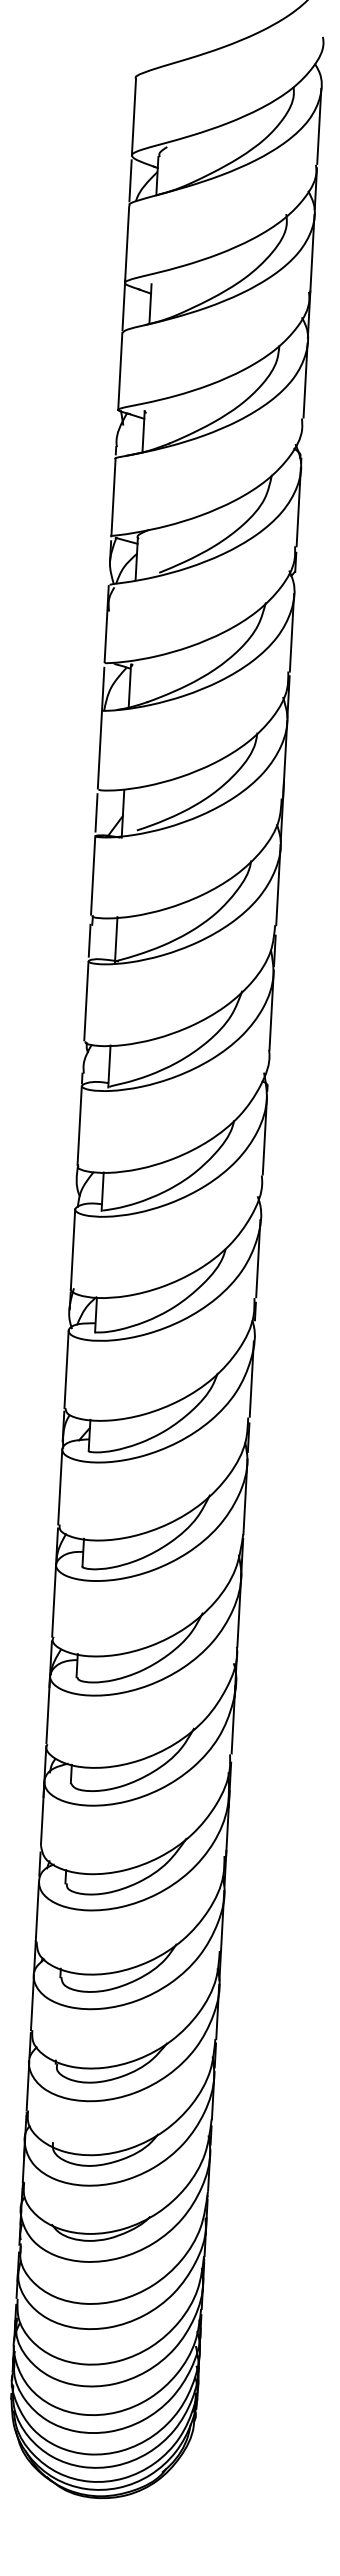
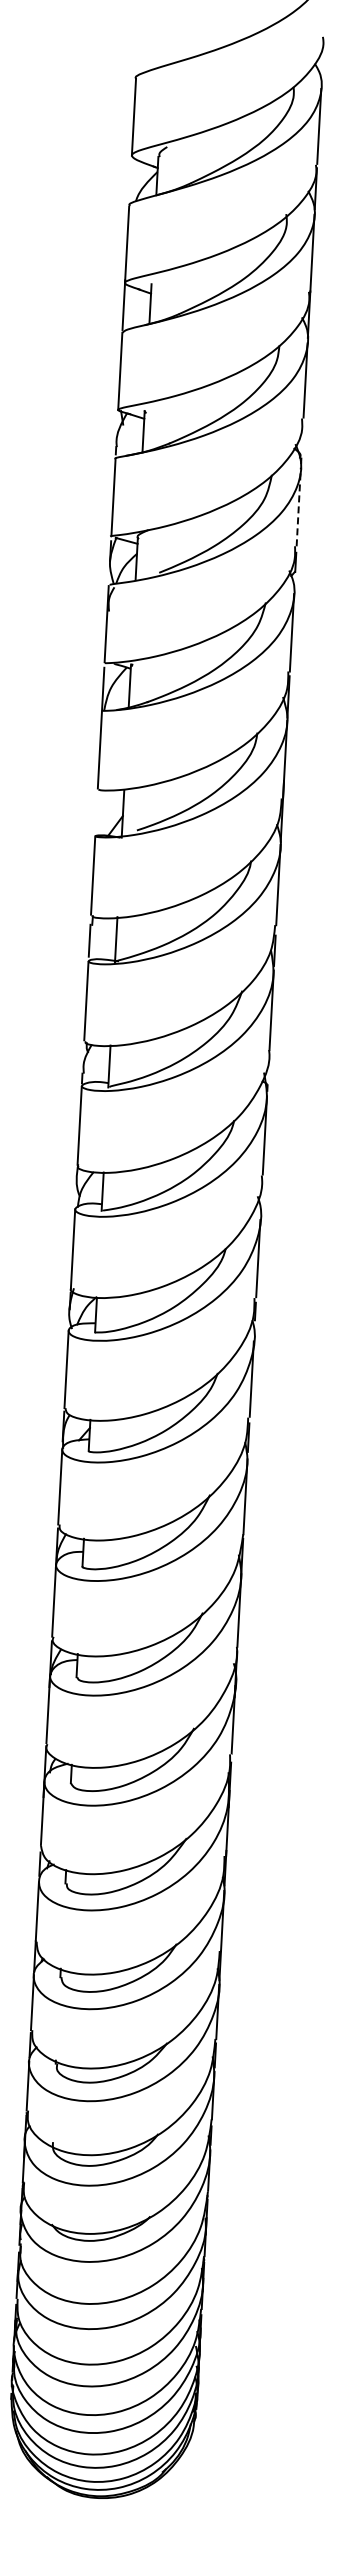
line: present -> none (130, 180)
line: solid -> dashed (298, 506)
line: present -> none (96, 812)
